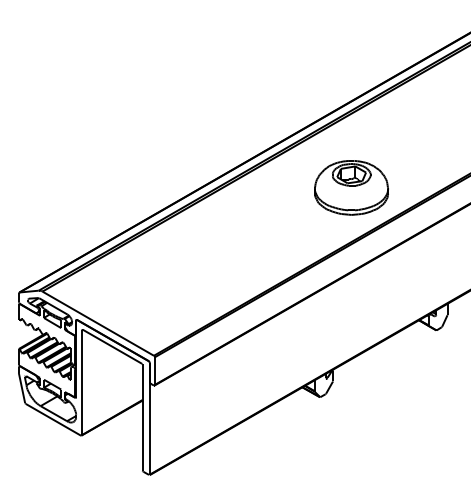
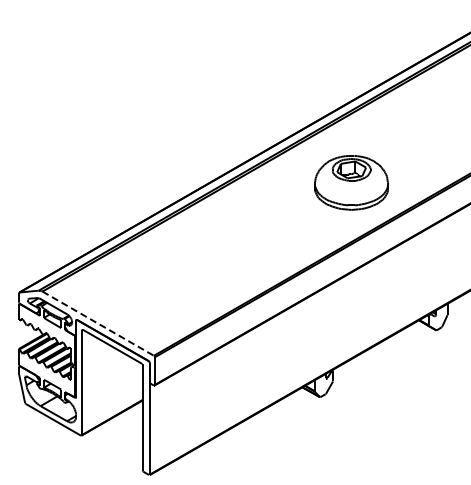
part position: (351, 187) -> (351, 182) (351, 182)
line: solid -> dashed (98, 323)
